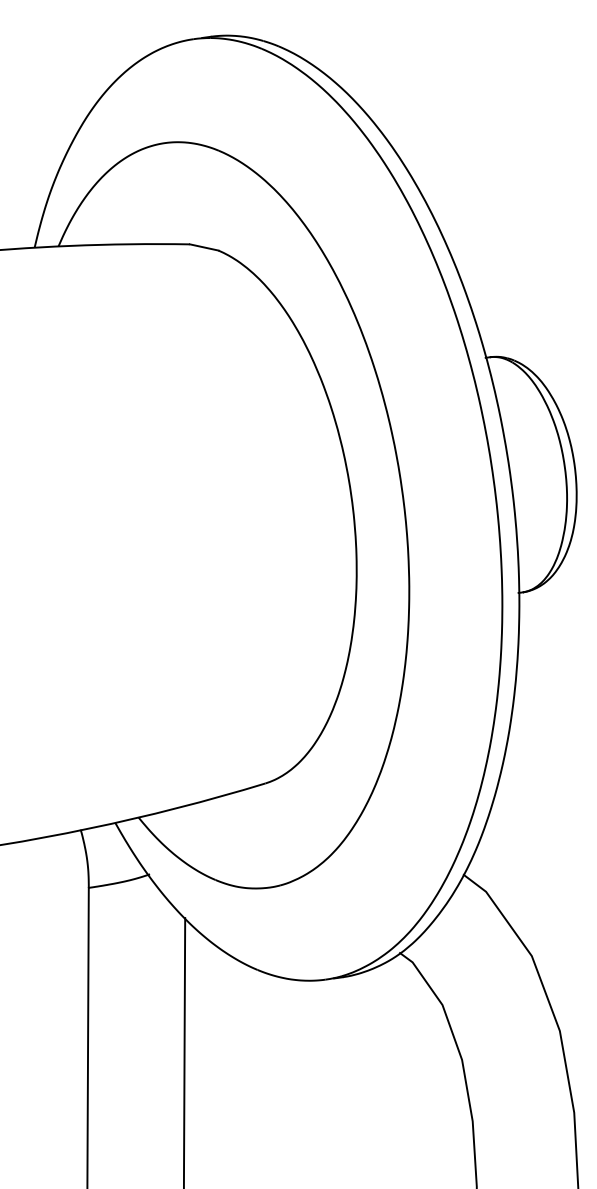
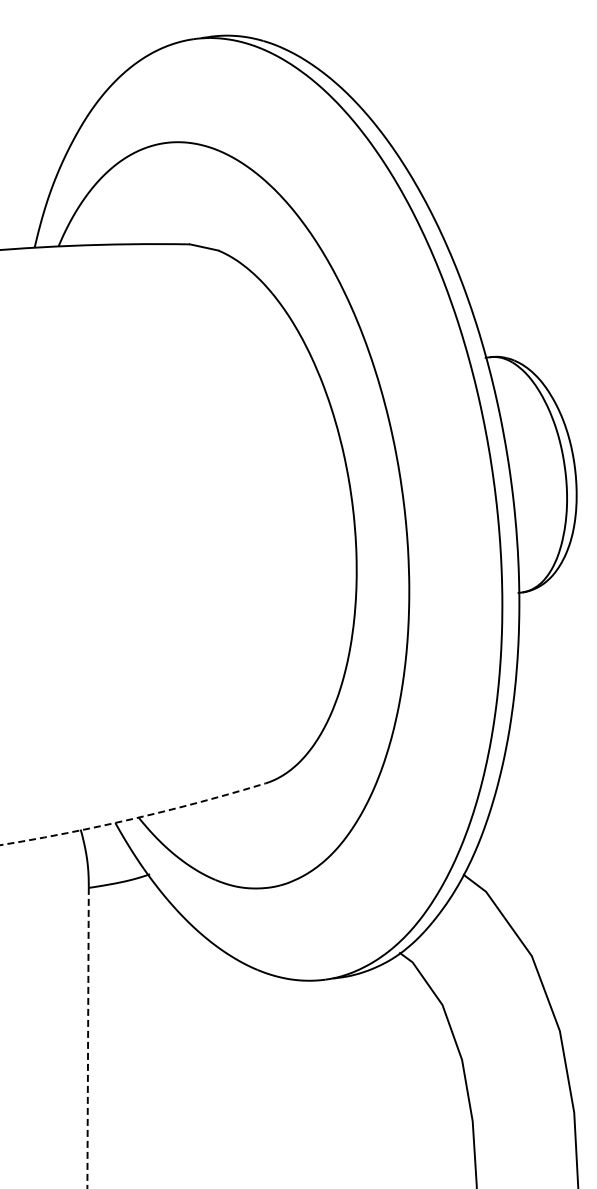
arc: solid -> dashed (133, 818)
line: solid -> dashed (88, 1038)
line: present -> none (184, 1051)
